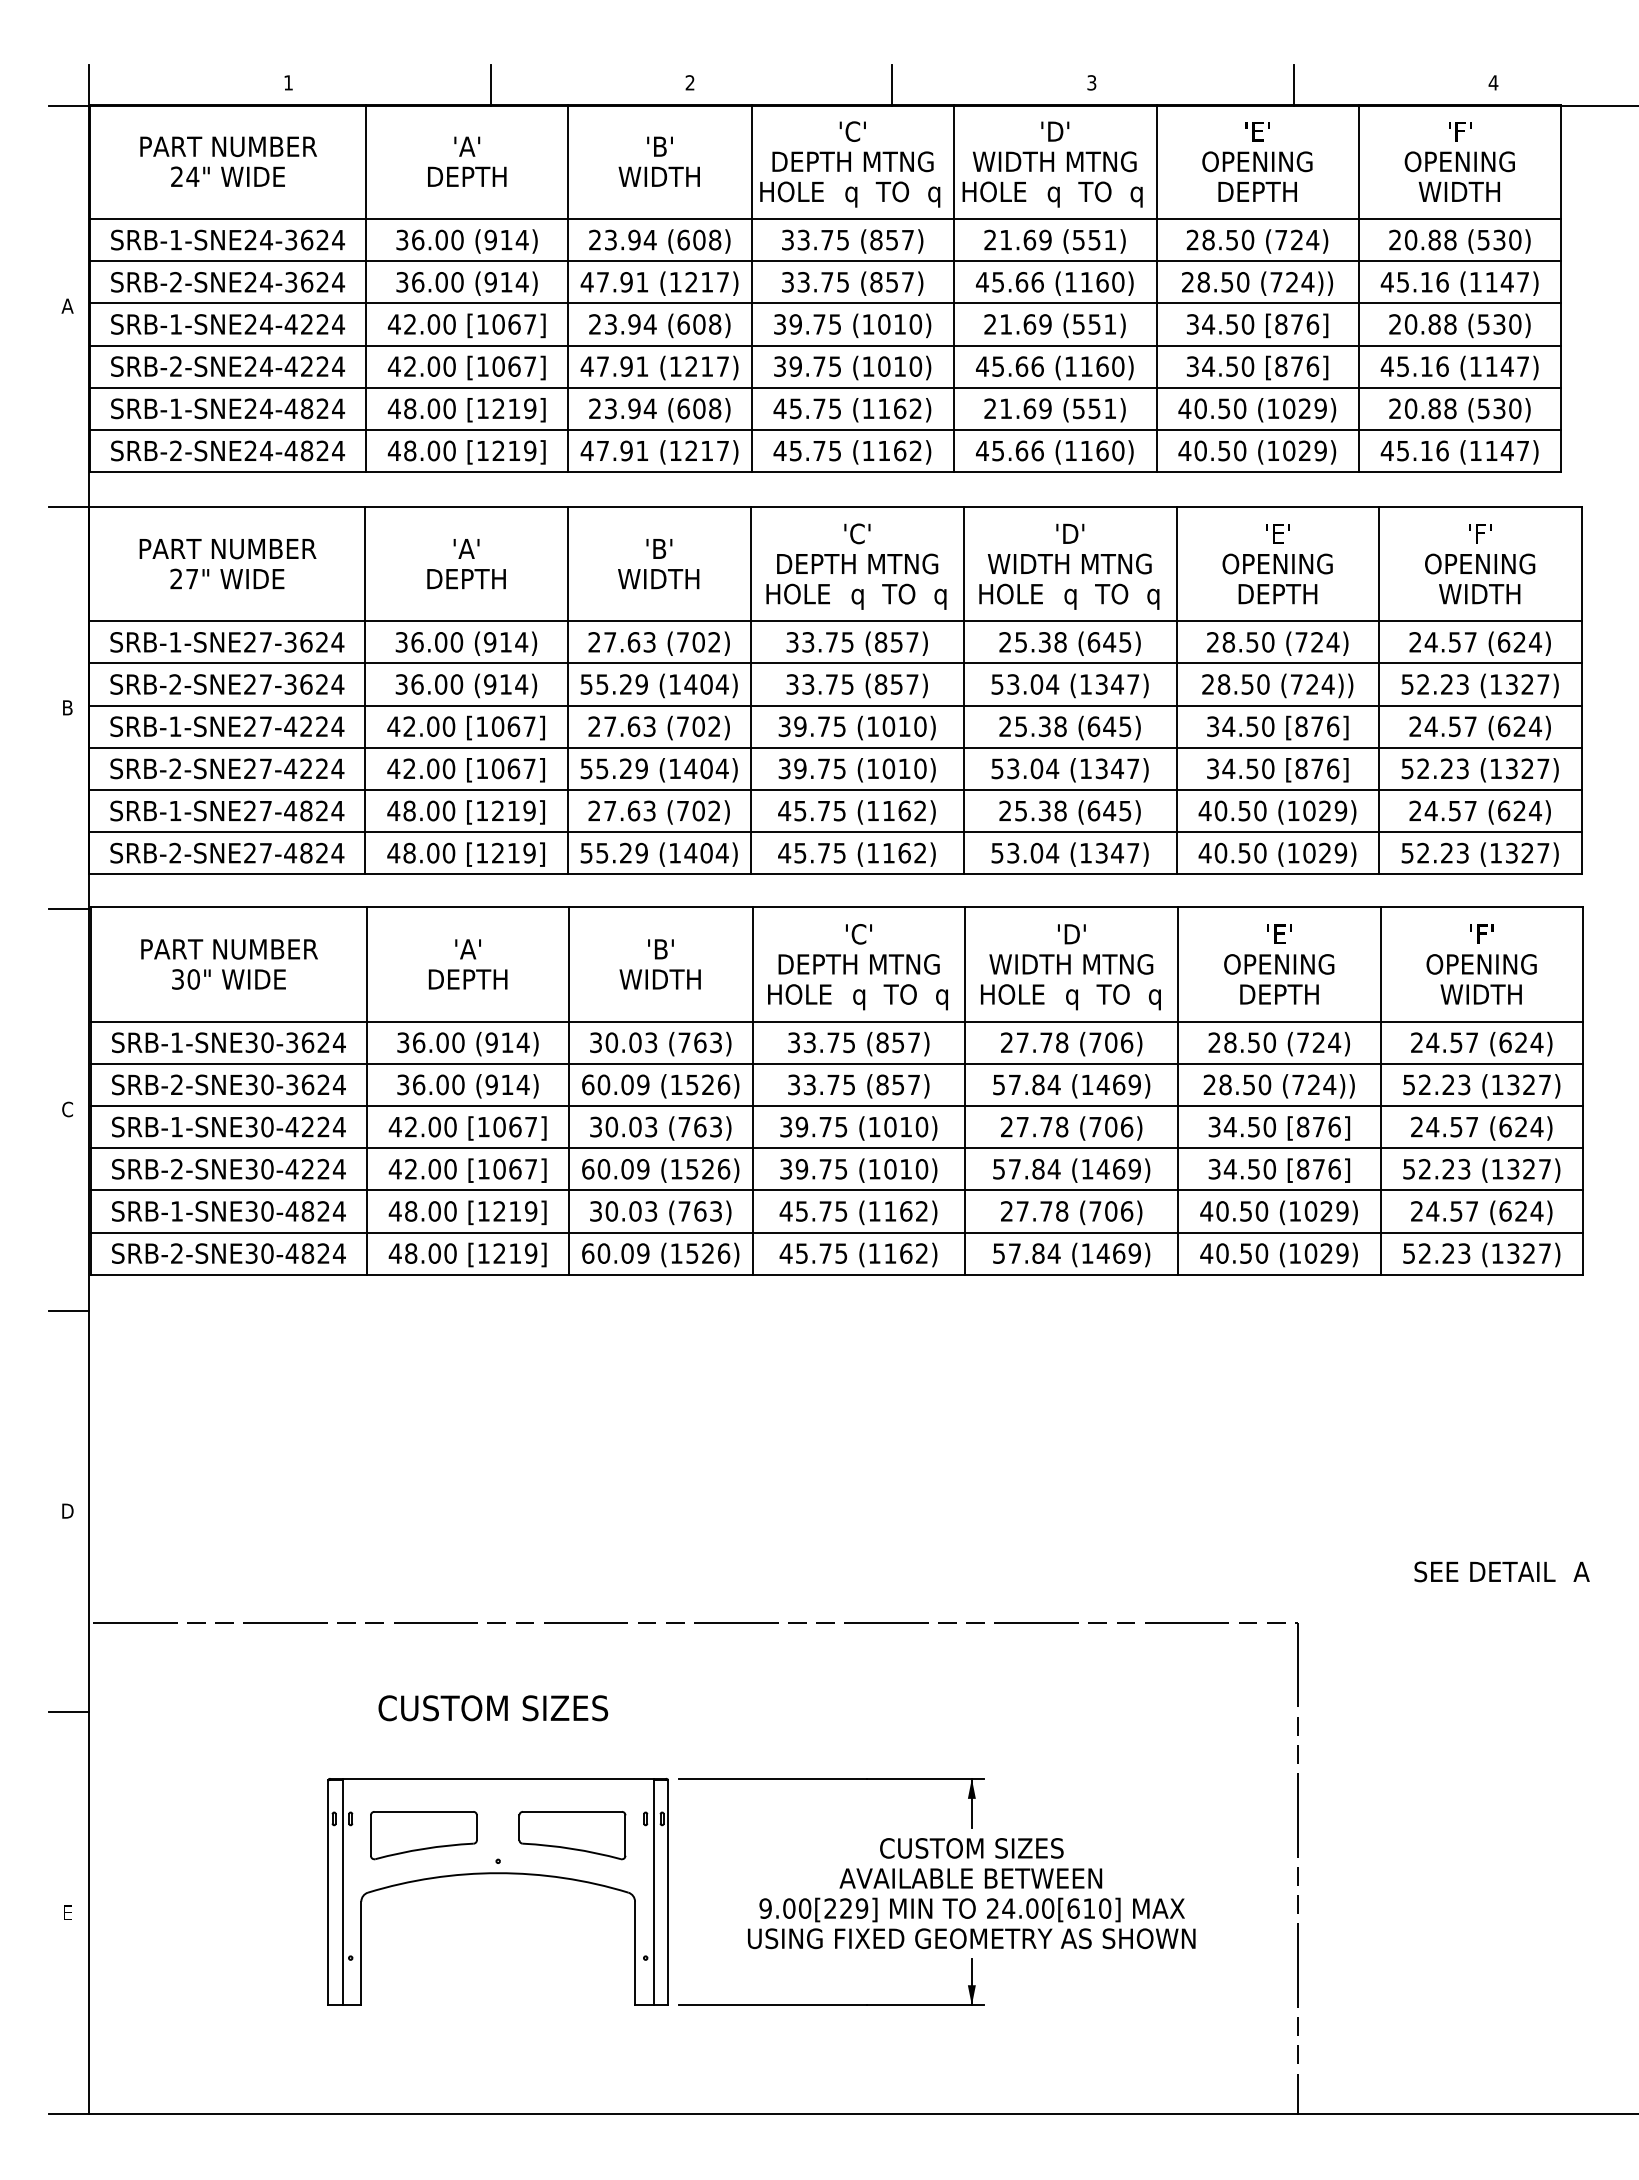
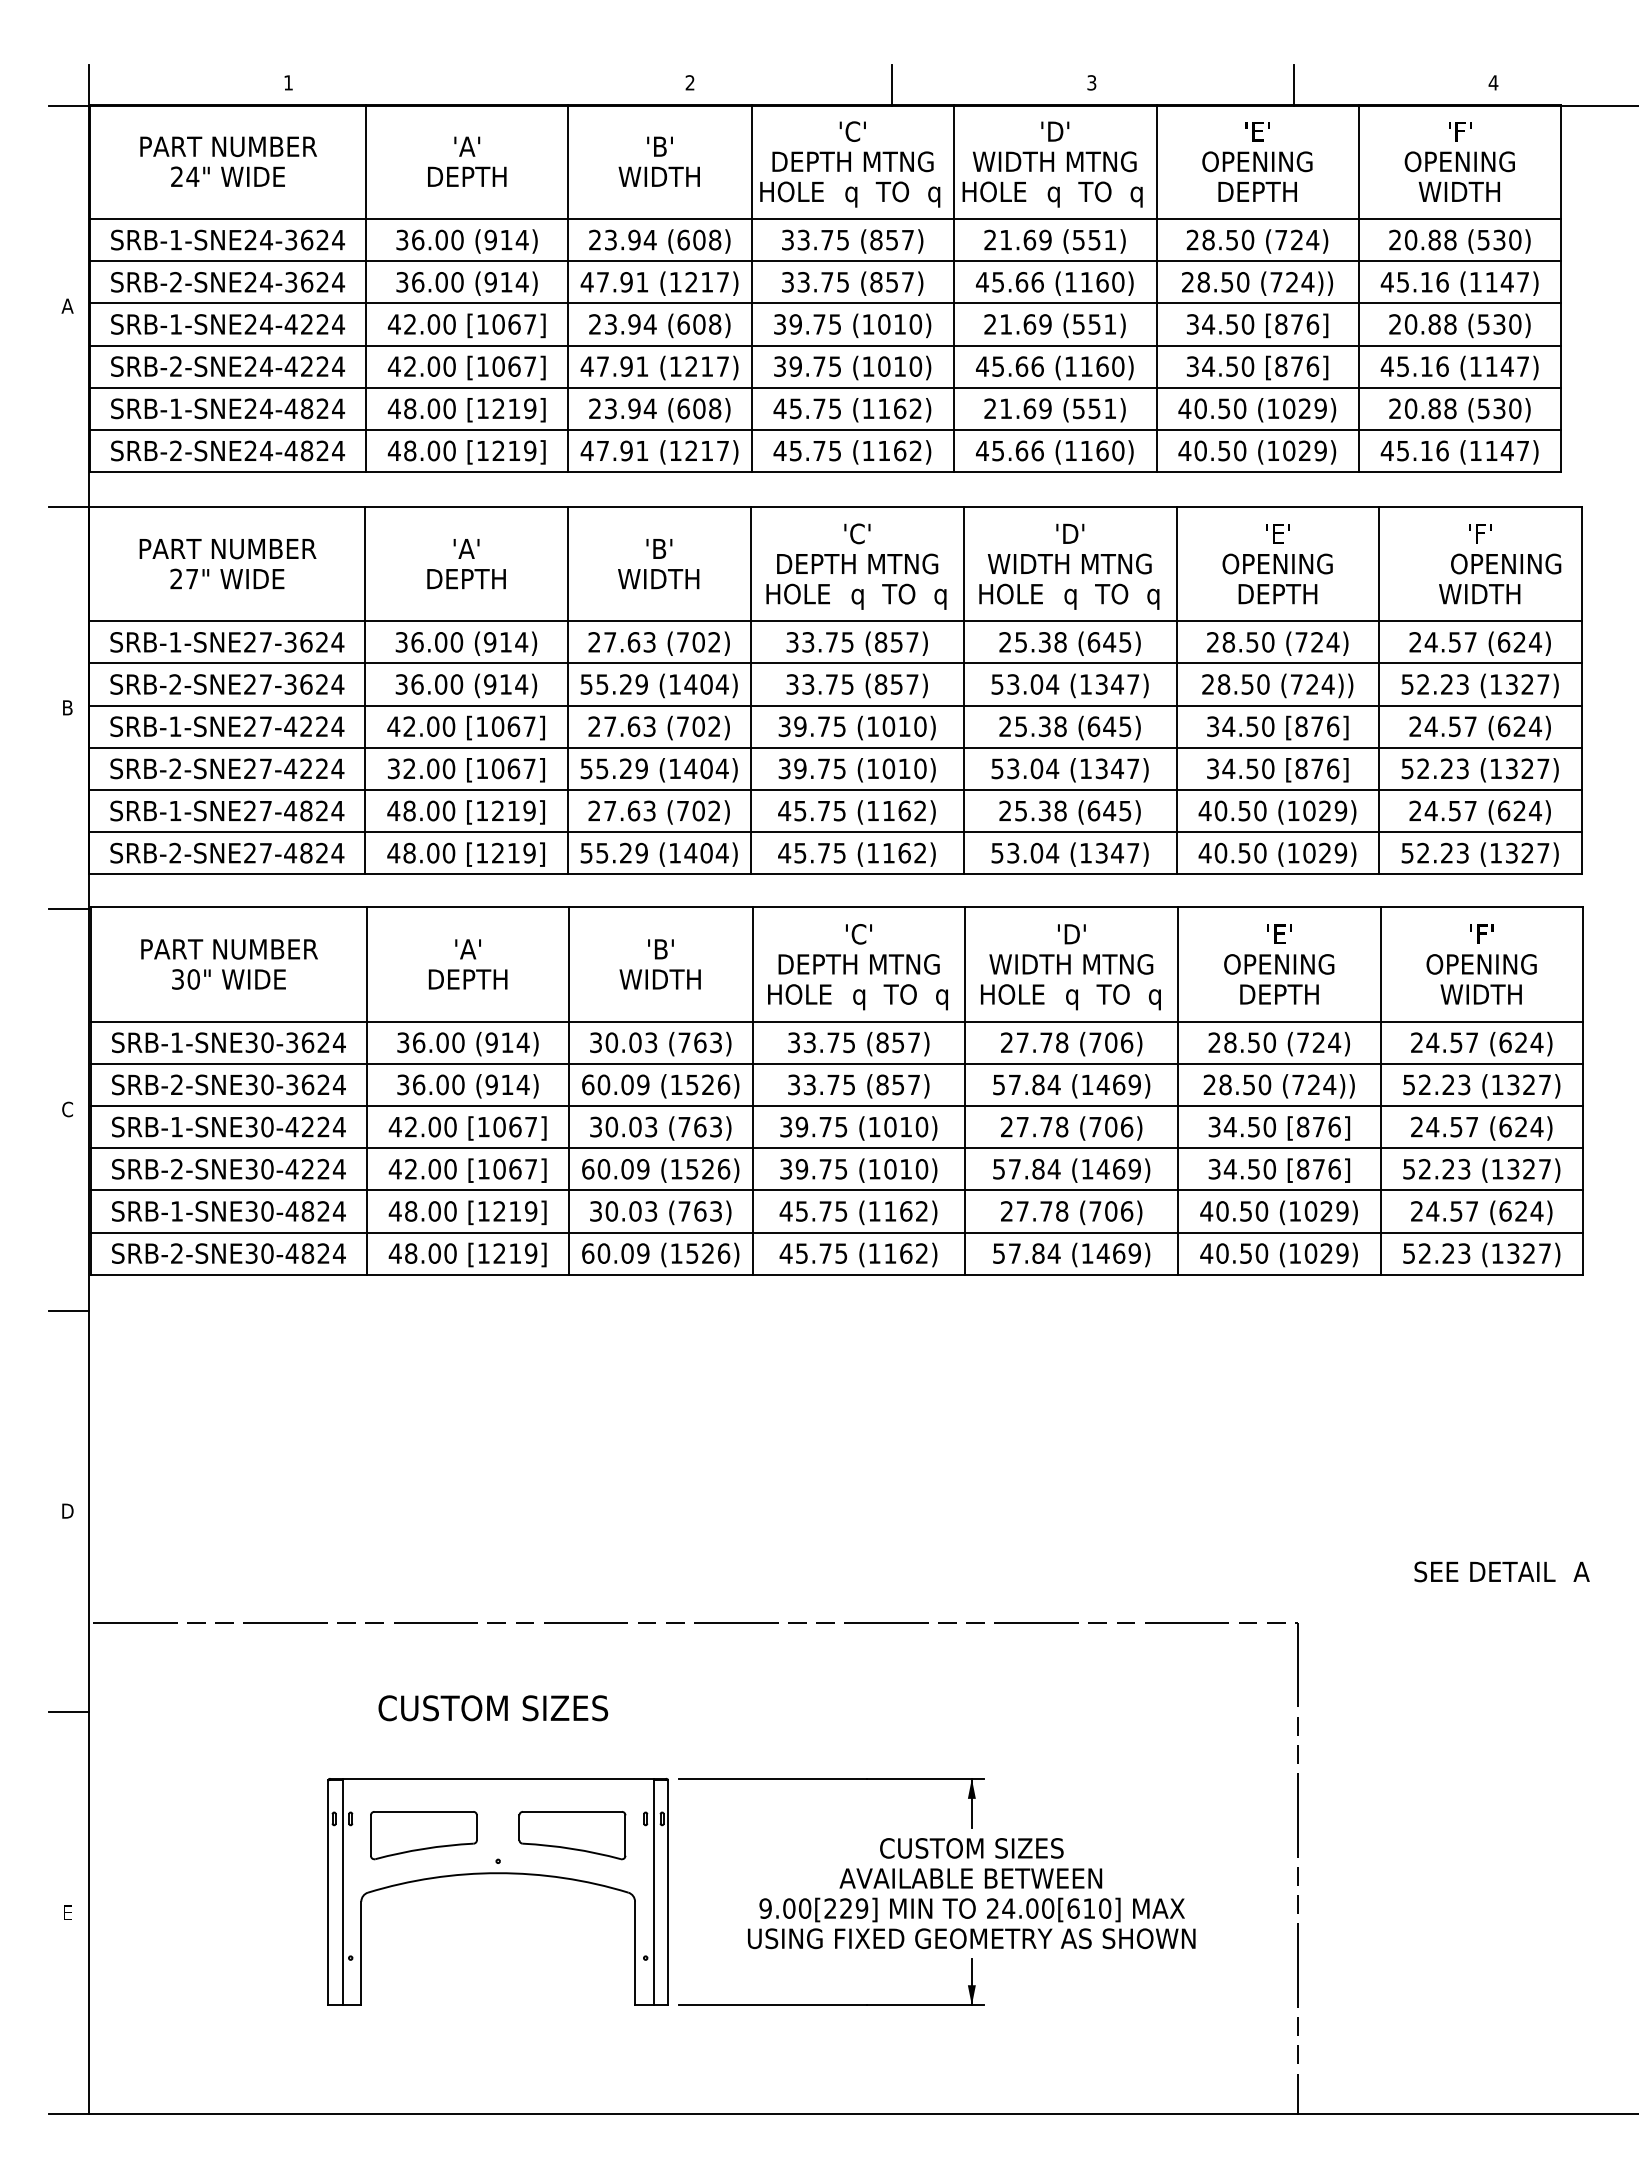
line: present -> none (490, 85)
text position: (1480, 563) -> (1506, 563) (1506, 563)
text: 42.00 -> 32.00 (393, 768)
